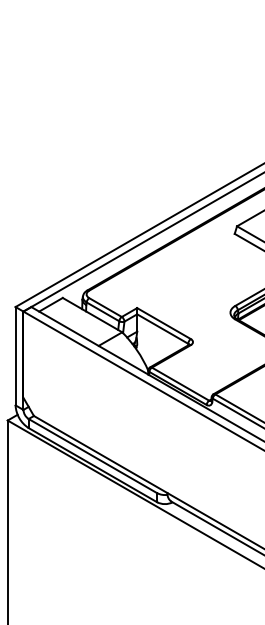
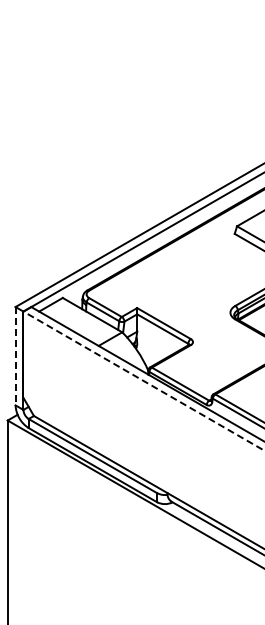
line: solid -> dashed (15, 356)
line: solid -> dashed (143, 381)
